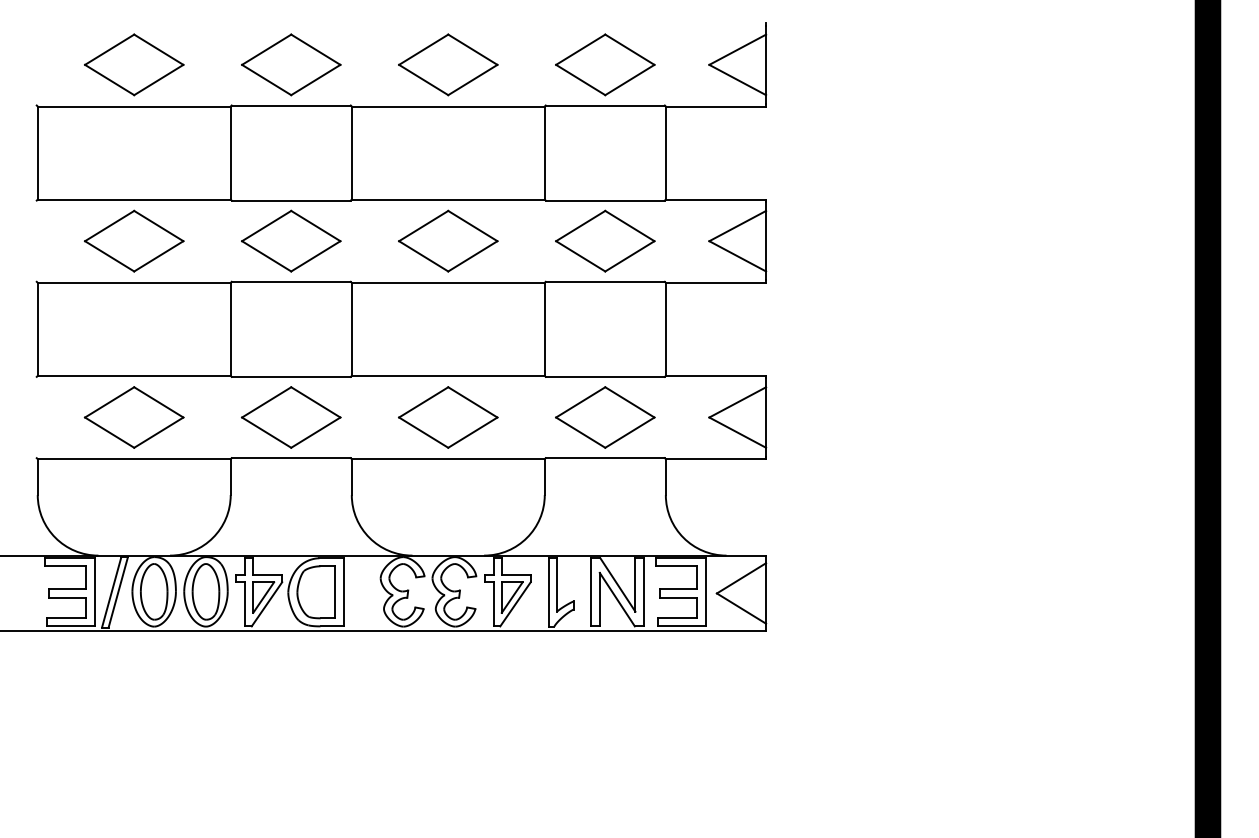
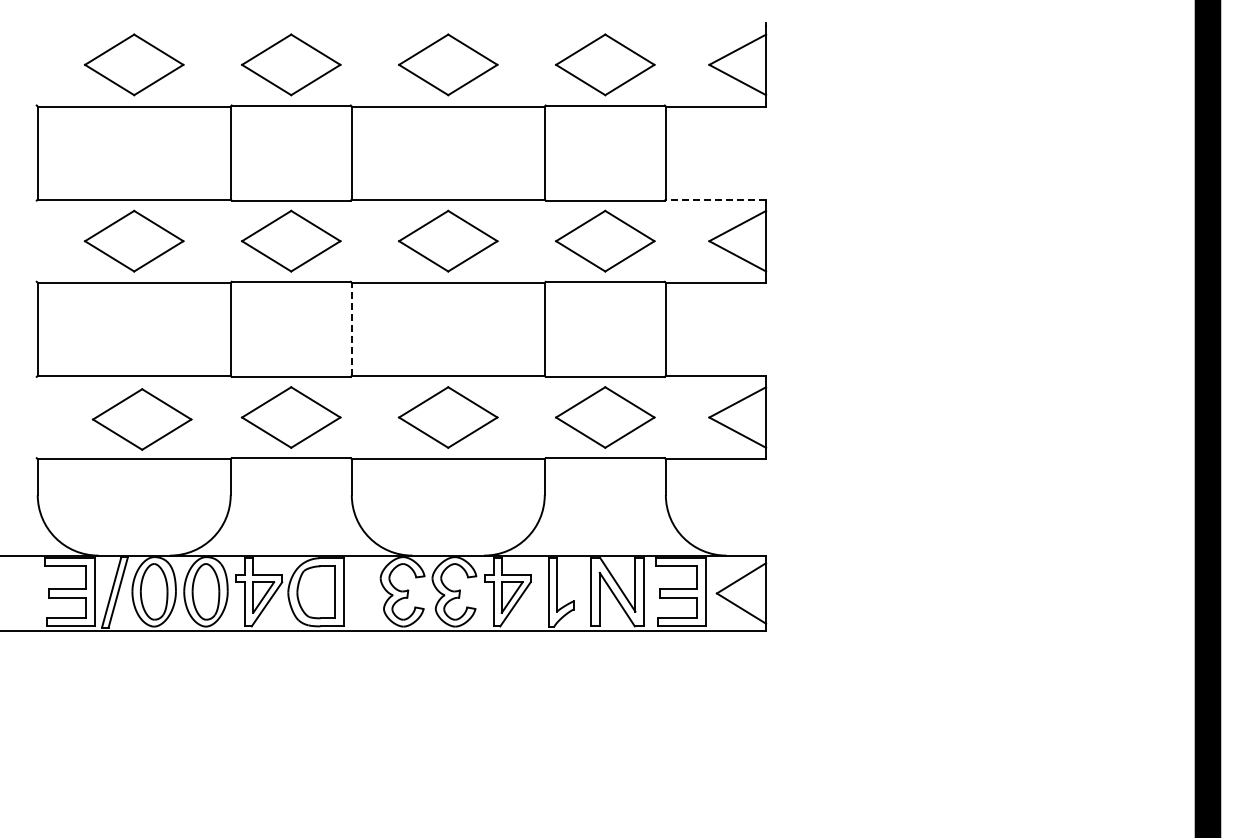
line: solid -> dashed (715, 199)
line: solid -> dashed (351, 329)
part position: (133, 417) -> (141, 419) (141, 419)
